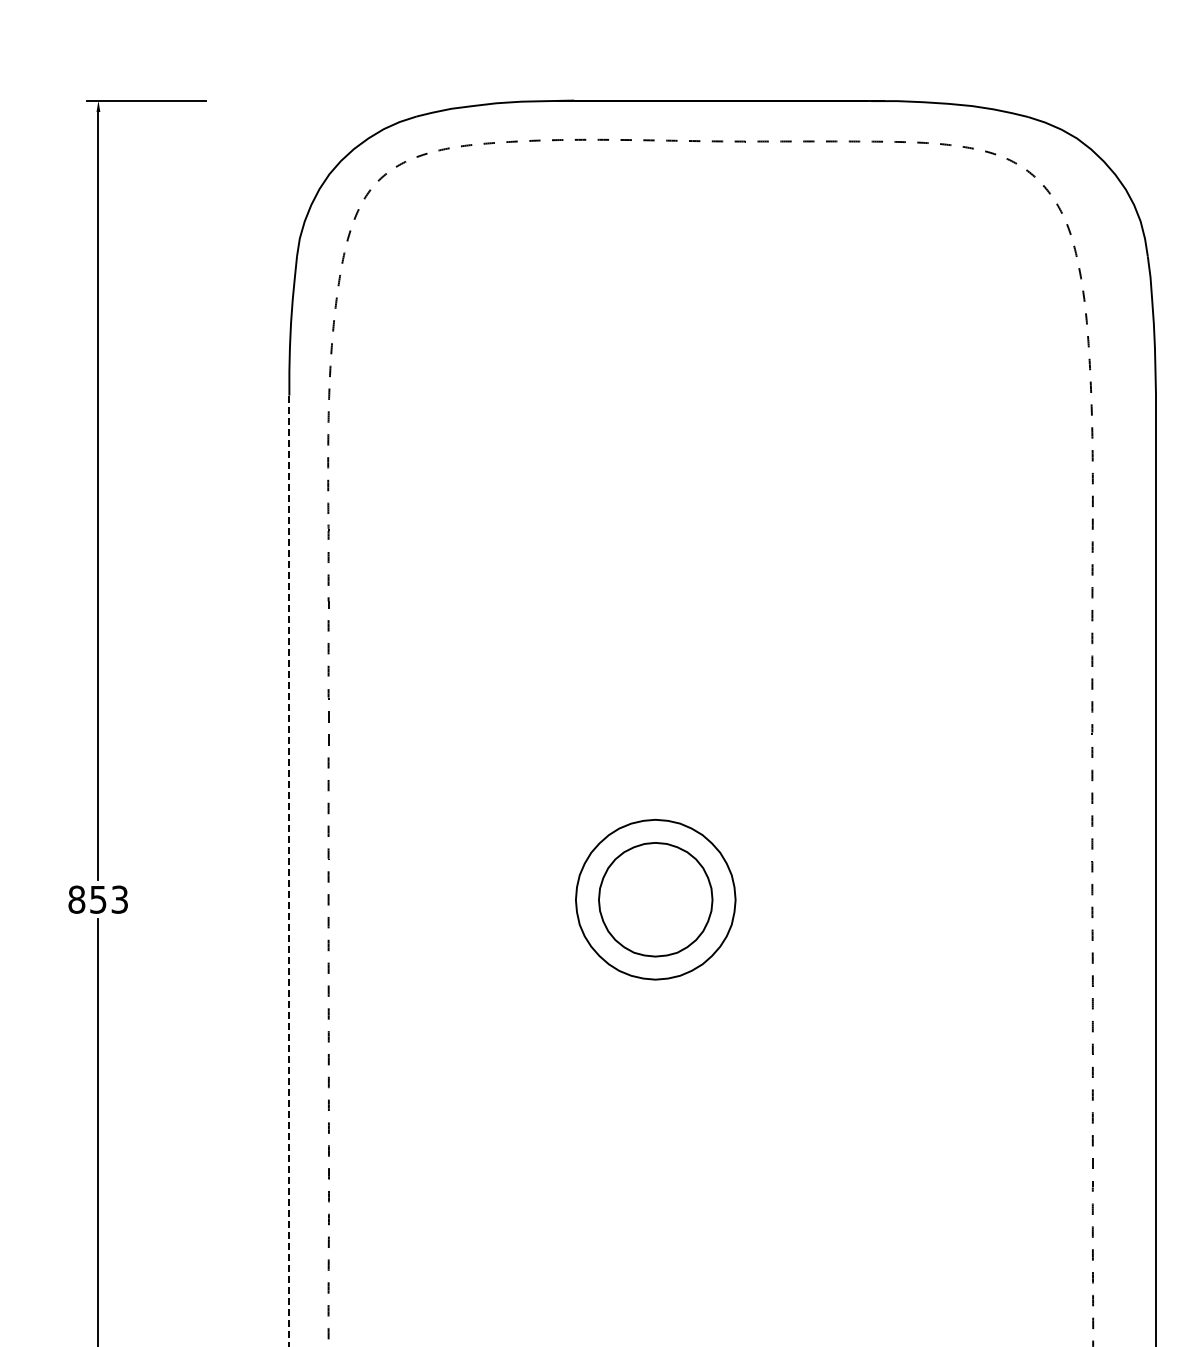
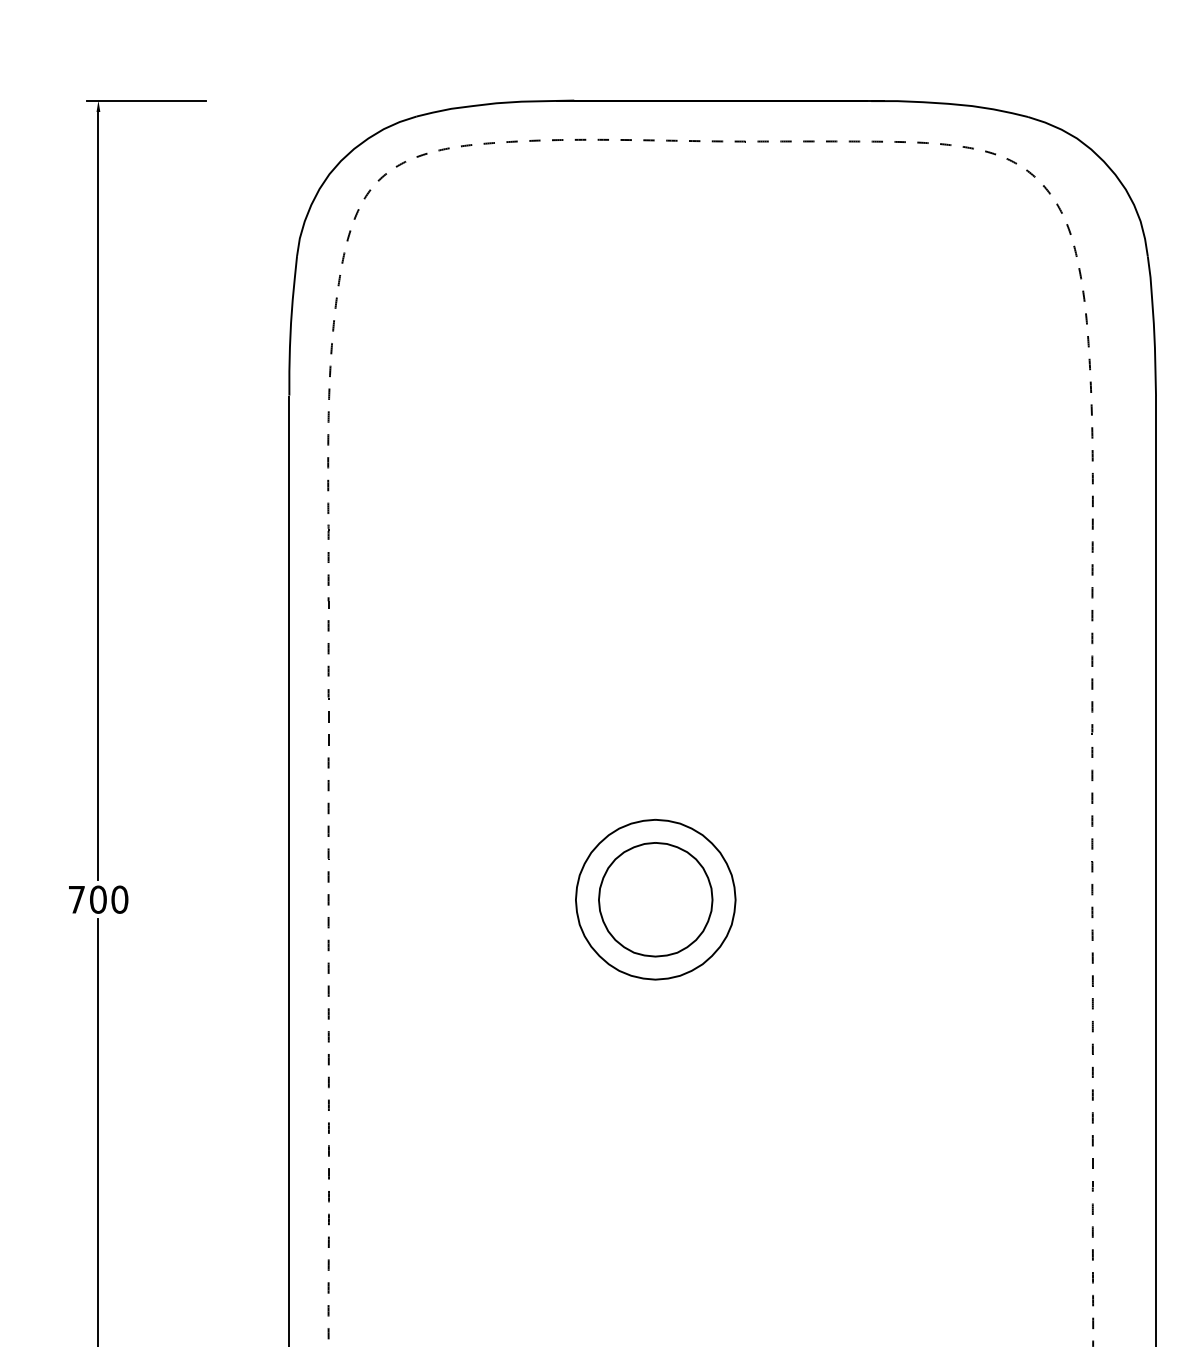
line: dashed -> solid (289, 871)
text: 853 -> 700 (98, 899)
